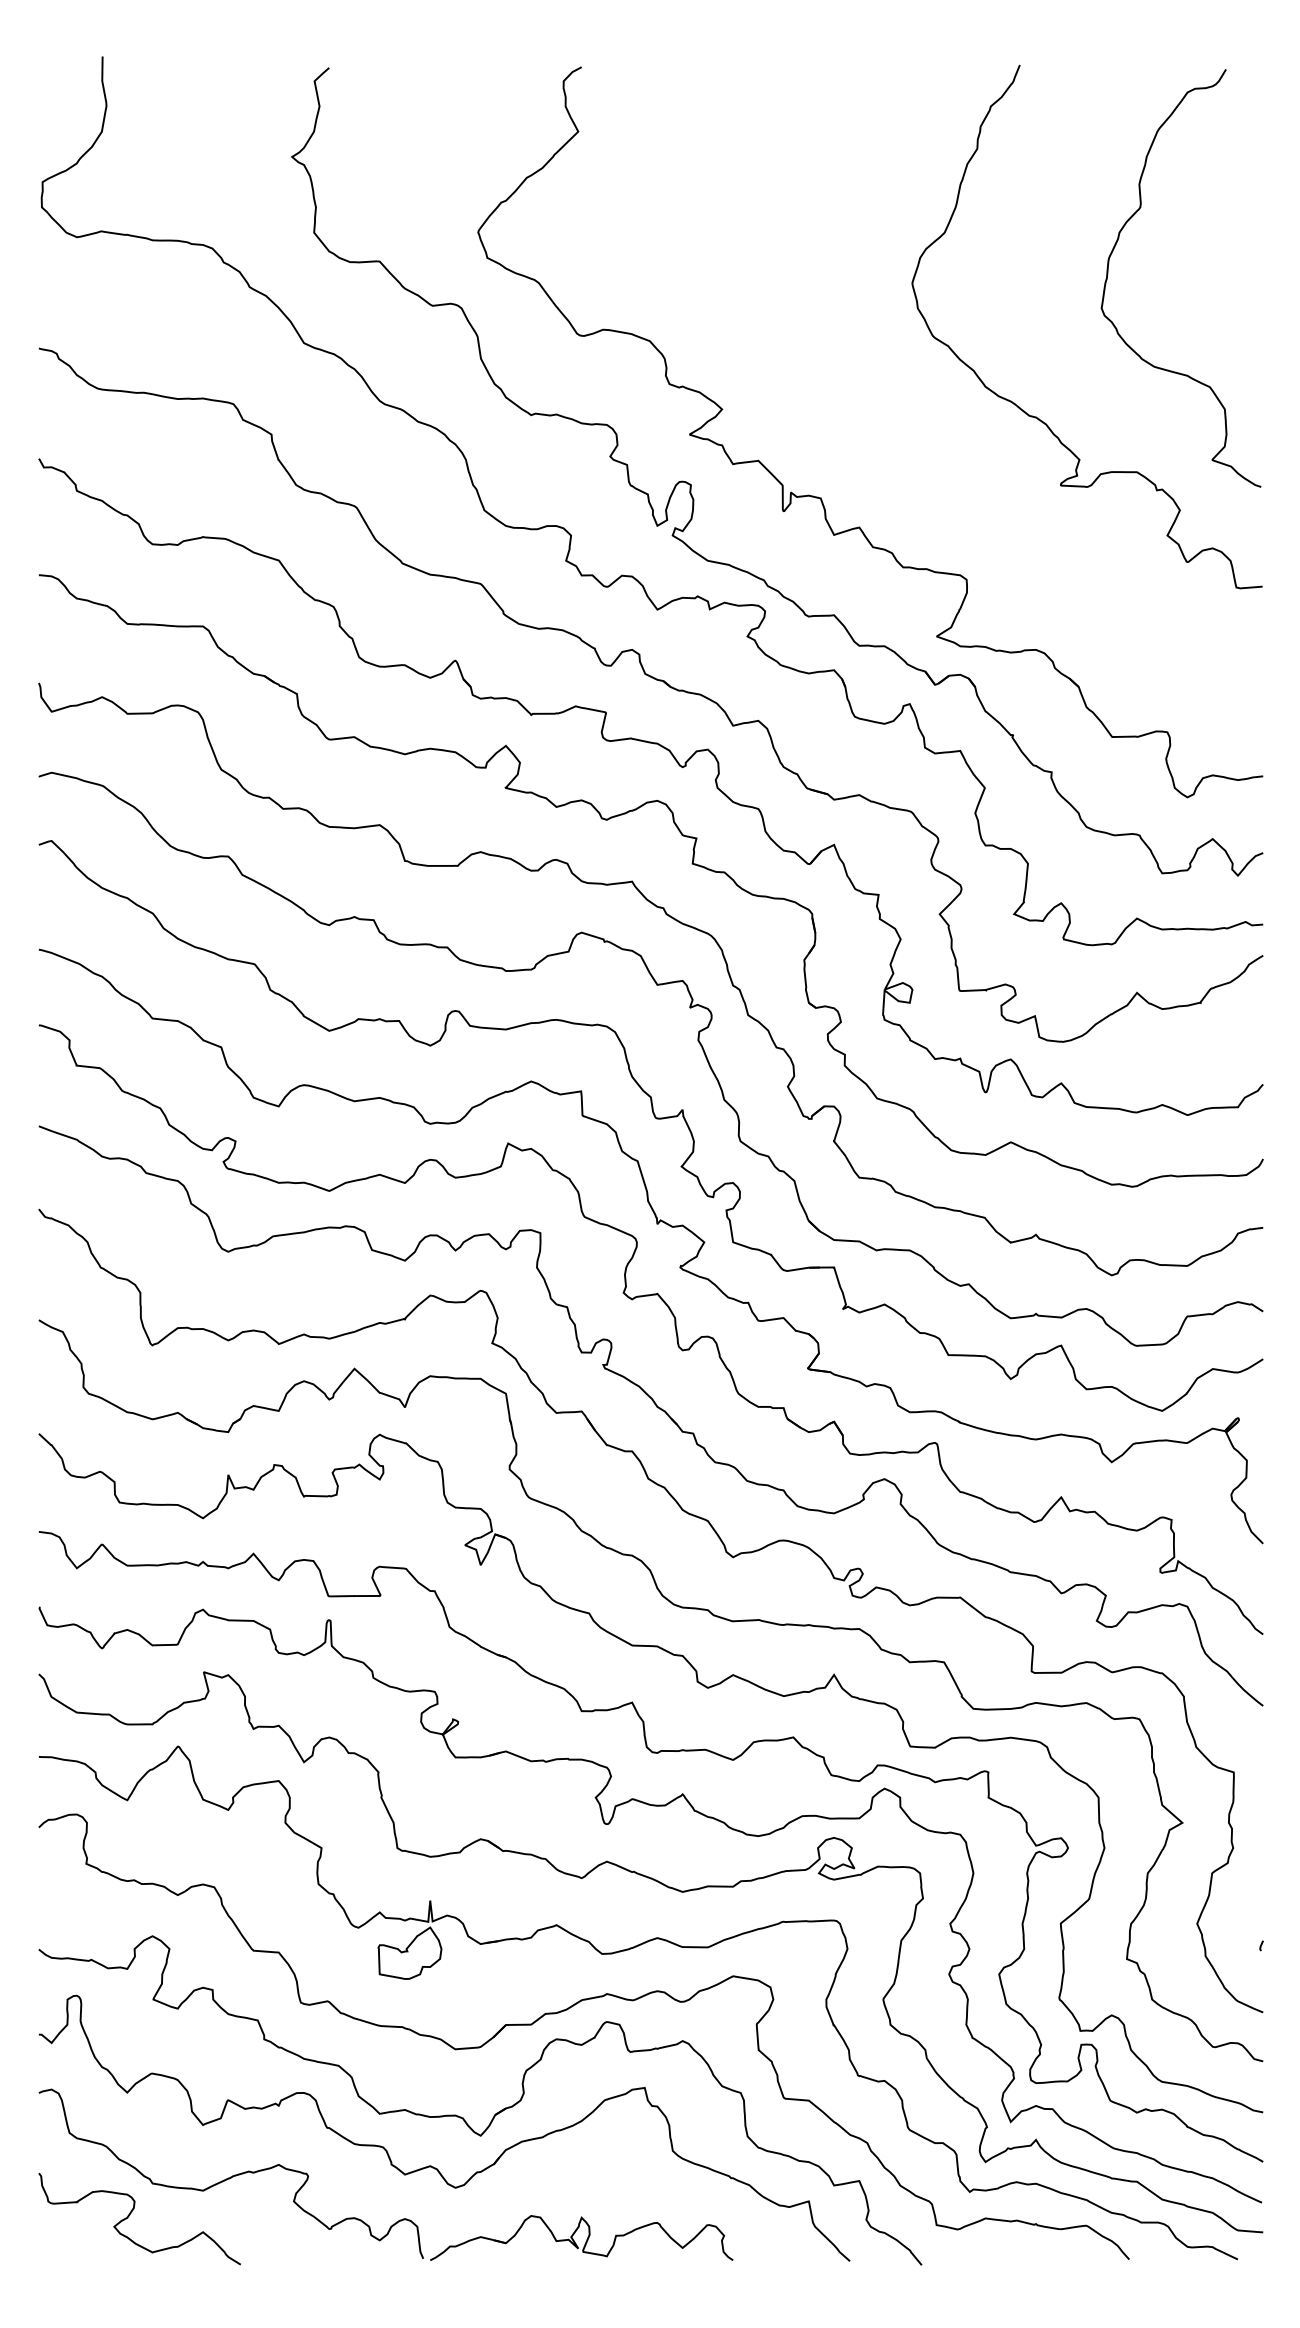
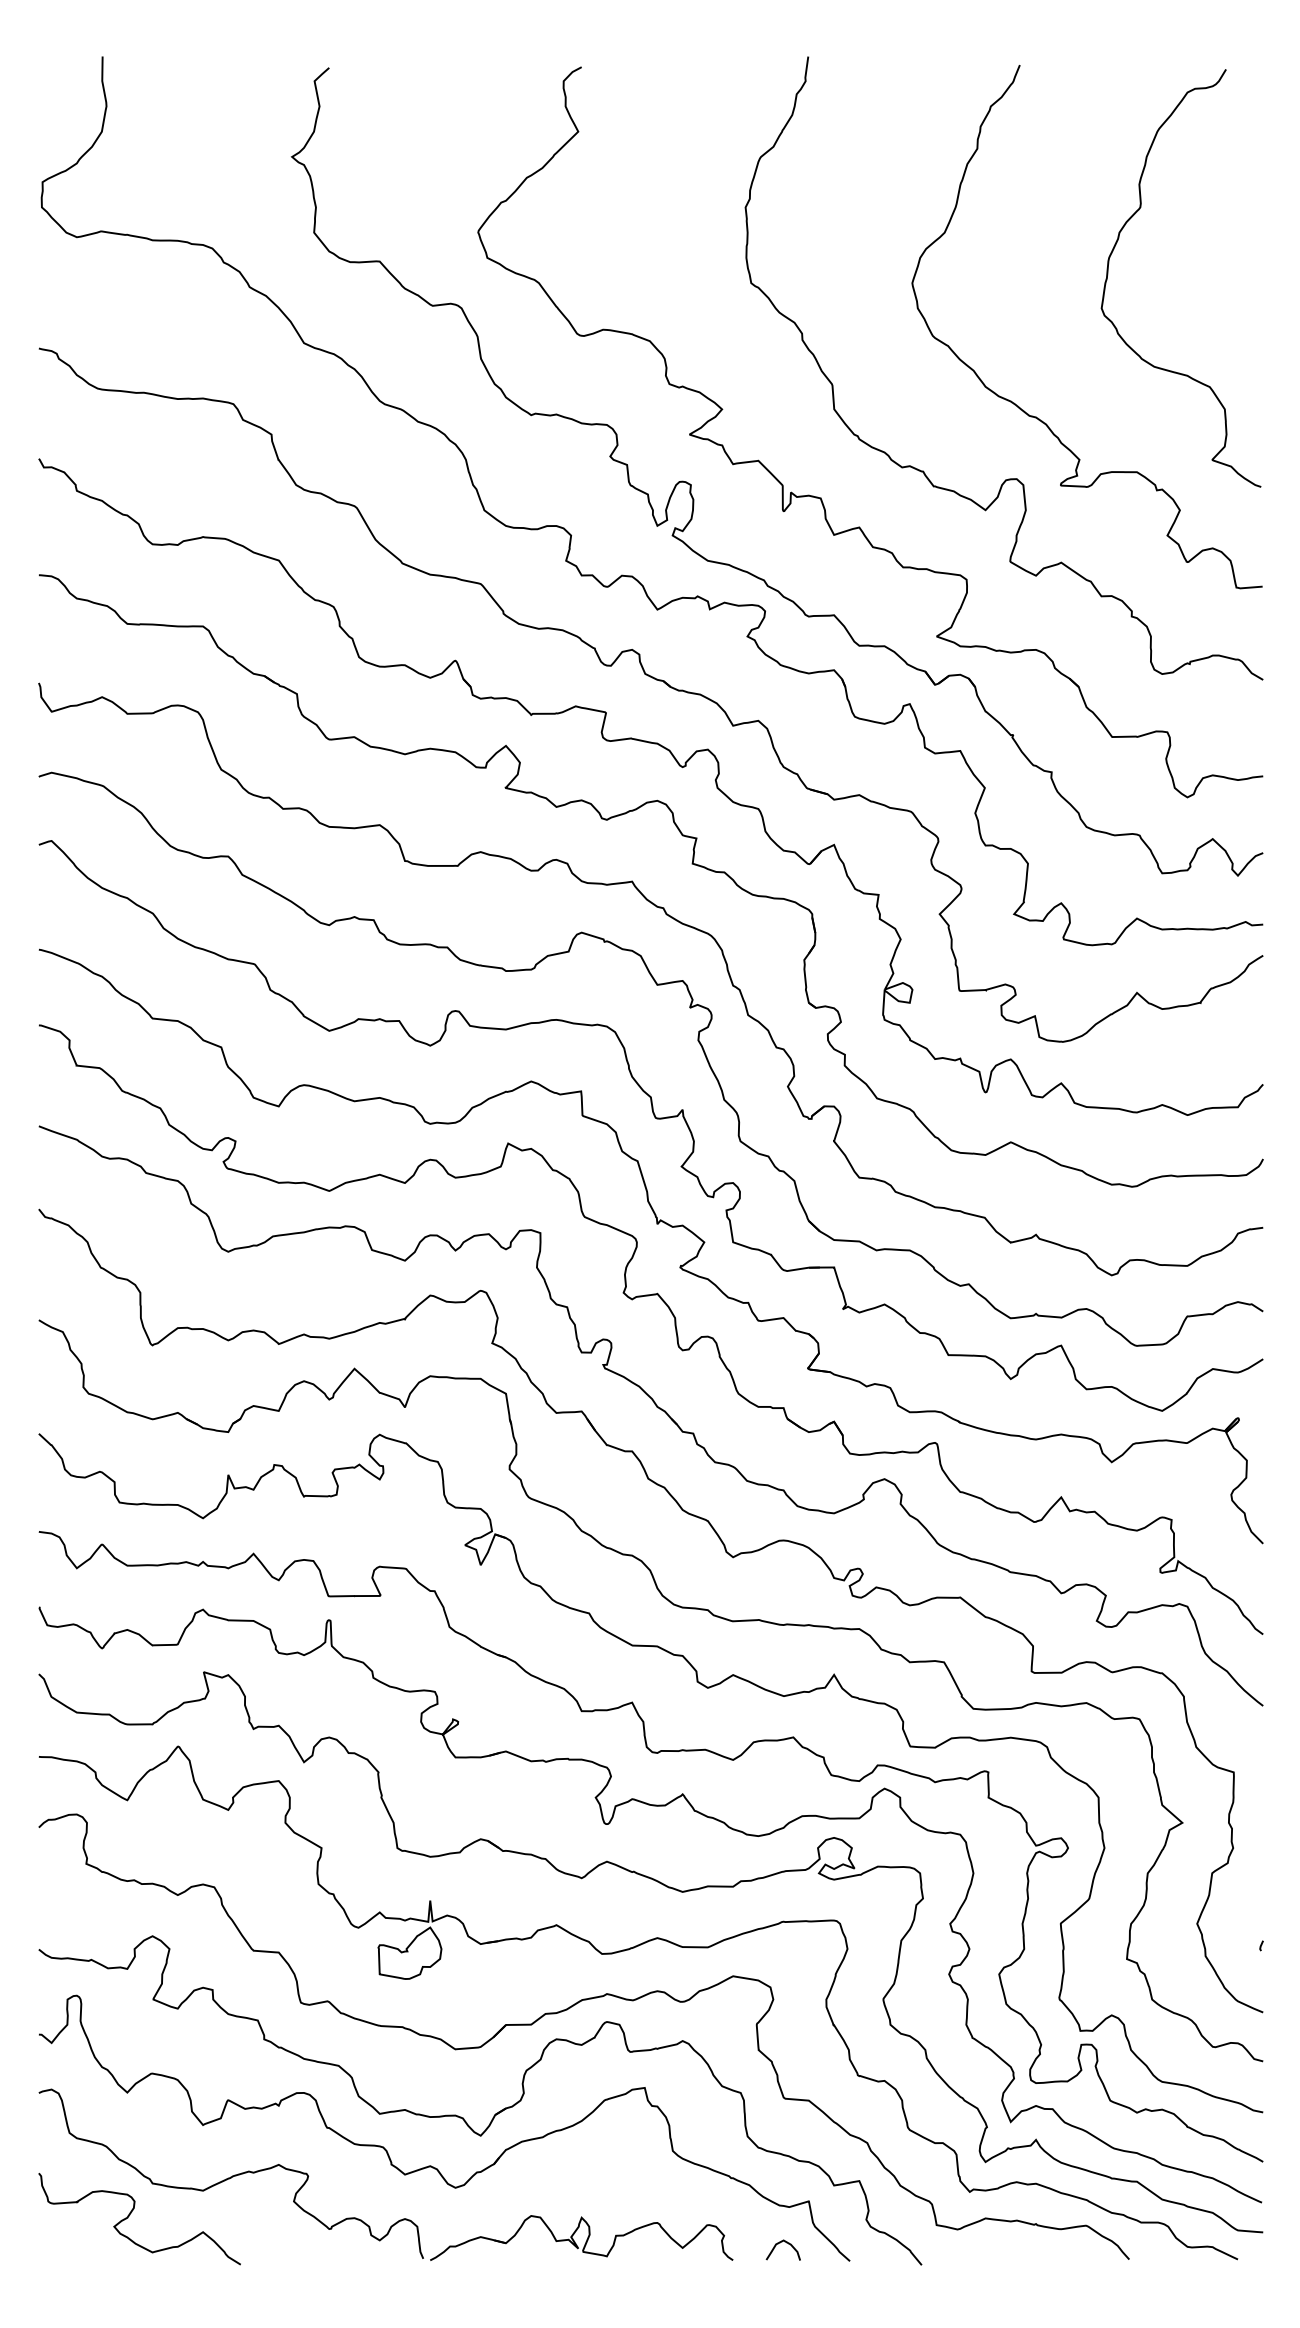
curve: none -> present (1008, 478)
curve: none -> present (780, 2243)
